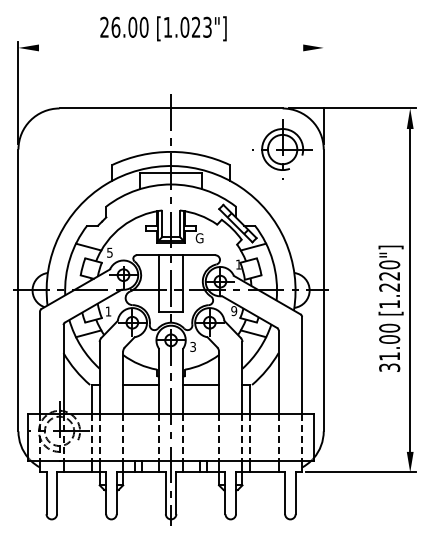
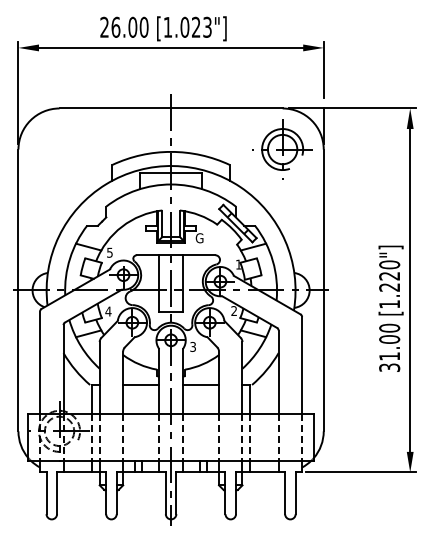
line: none -> present (171, 47)
line: none -> present (323, 70)
text: 1 -> 4 (108, 311)
text: 9 -> 2 (234, 311)
